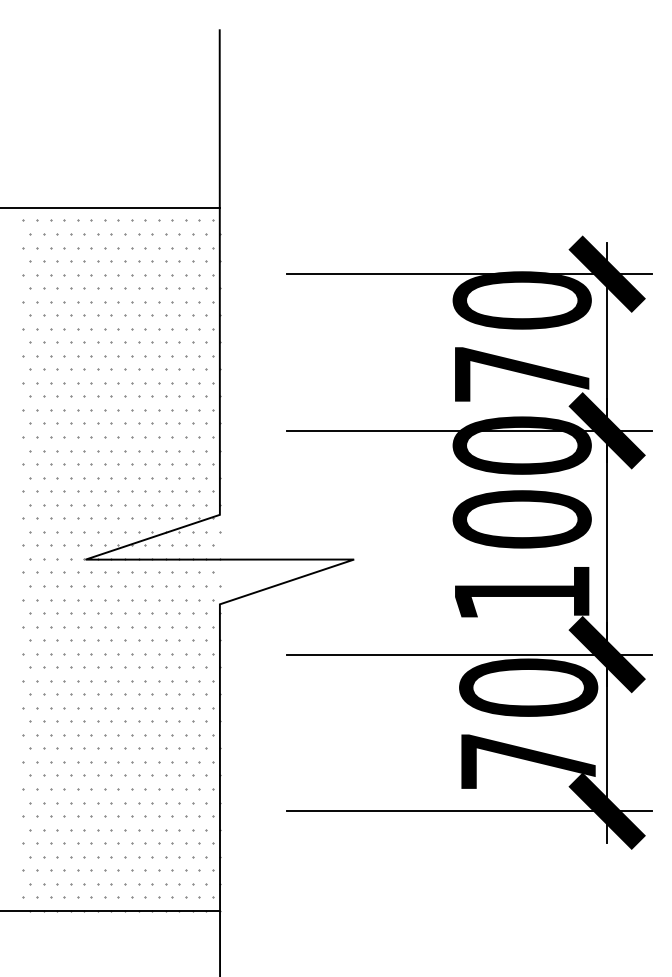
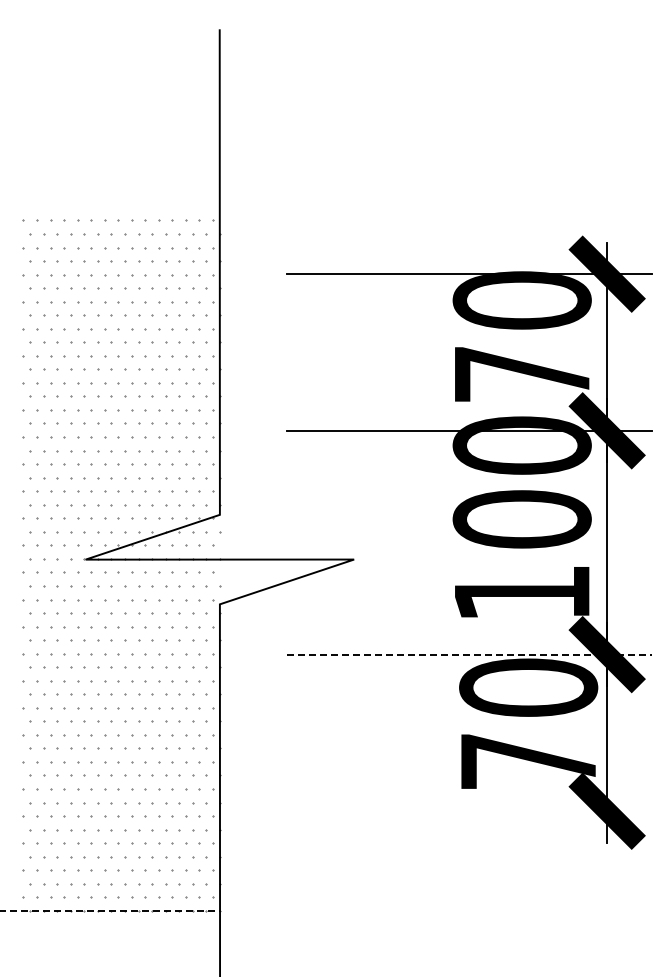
line: present -> none (110, 208)
line: solid -> dashed (470, 654)
line: present -> none (469, 811)
line: solid -> dashed (110, 910)
